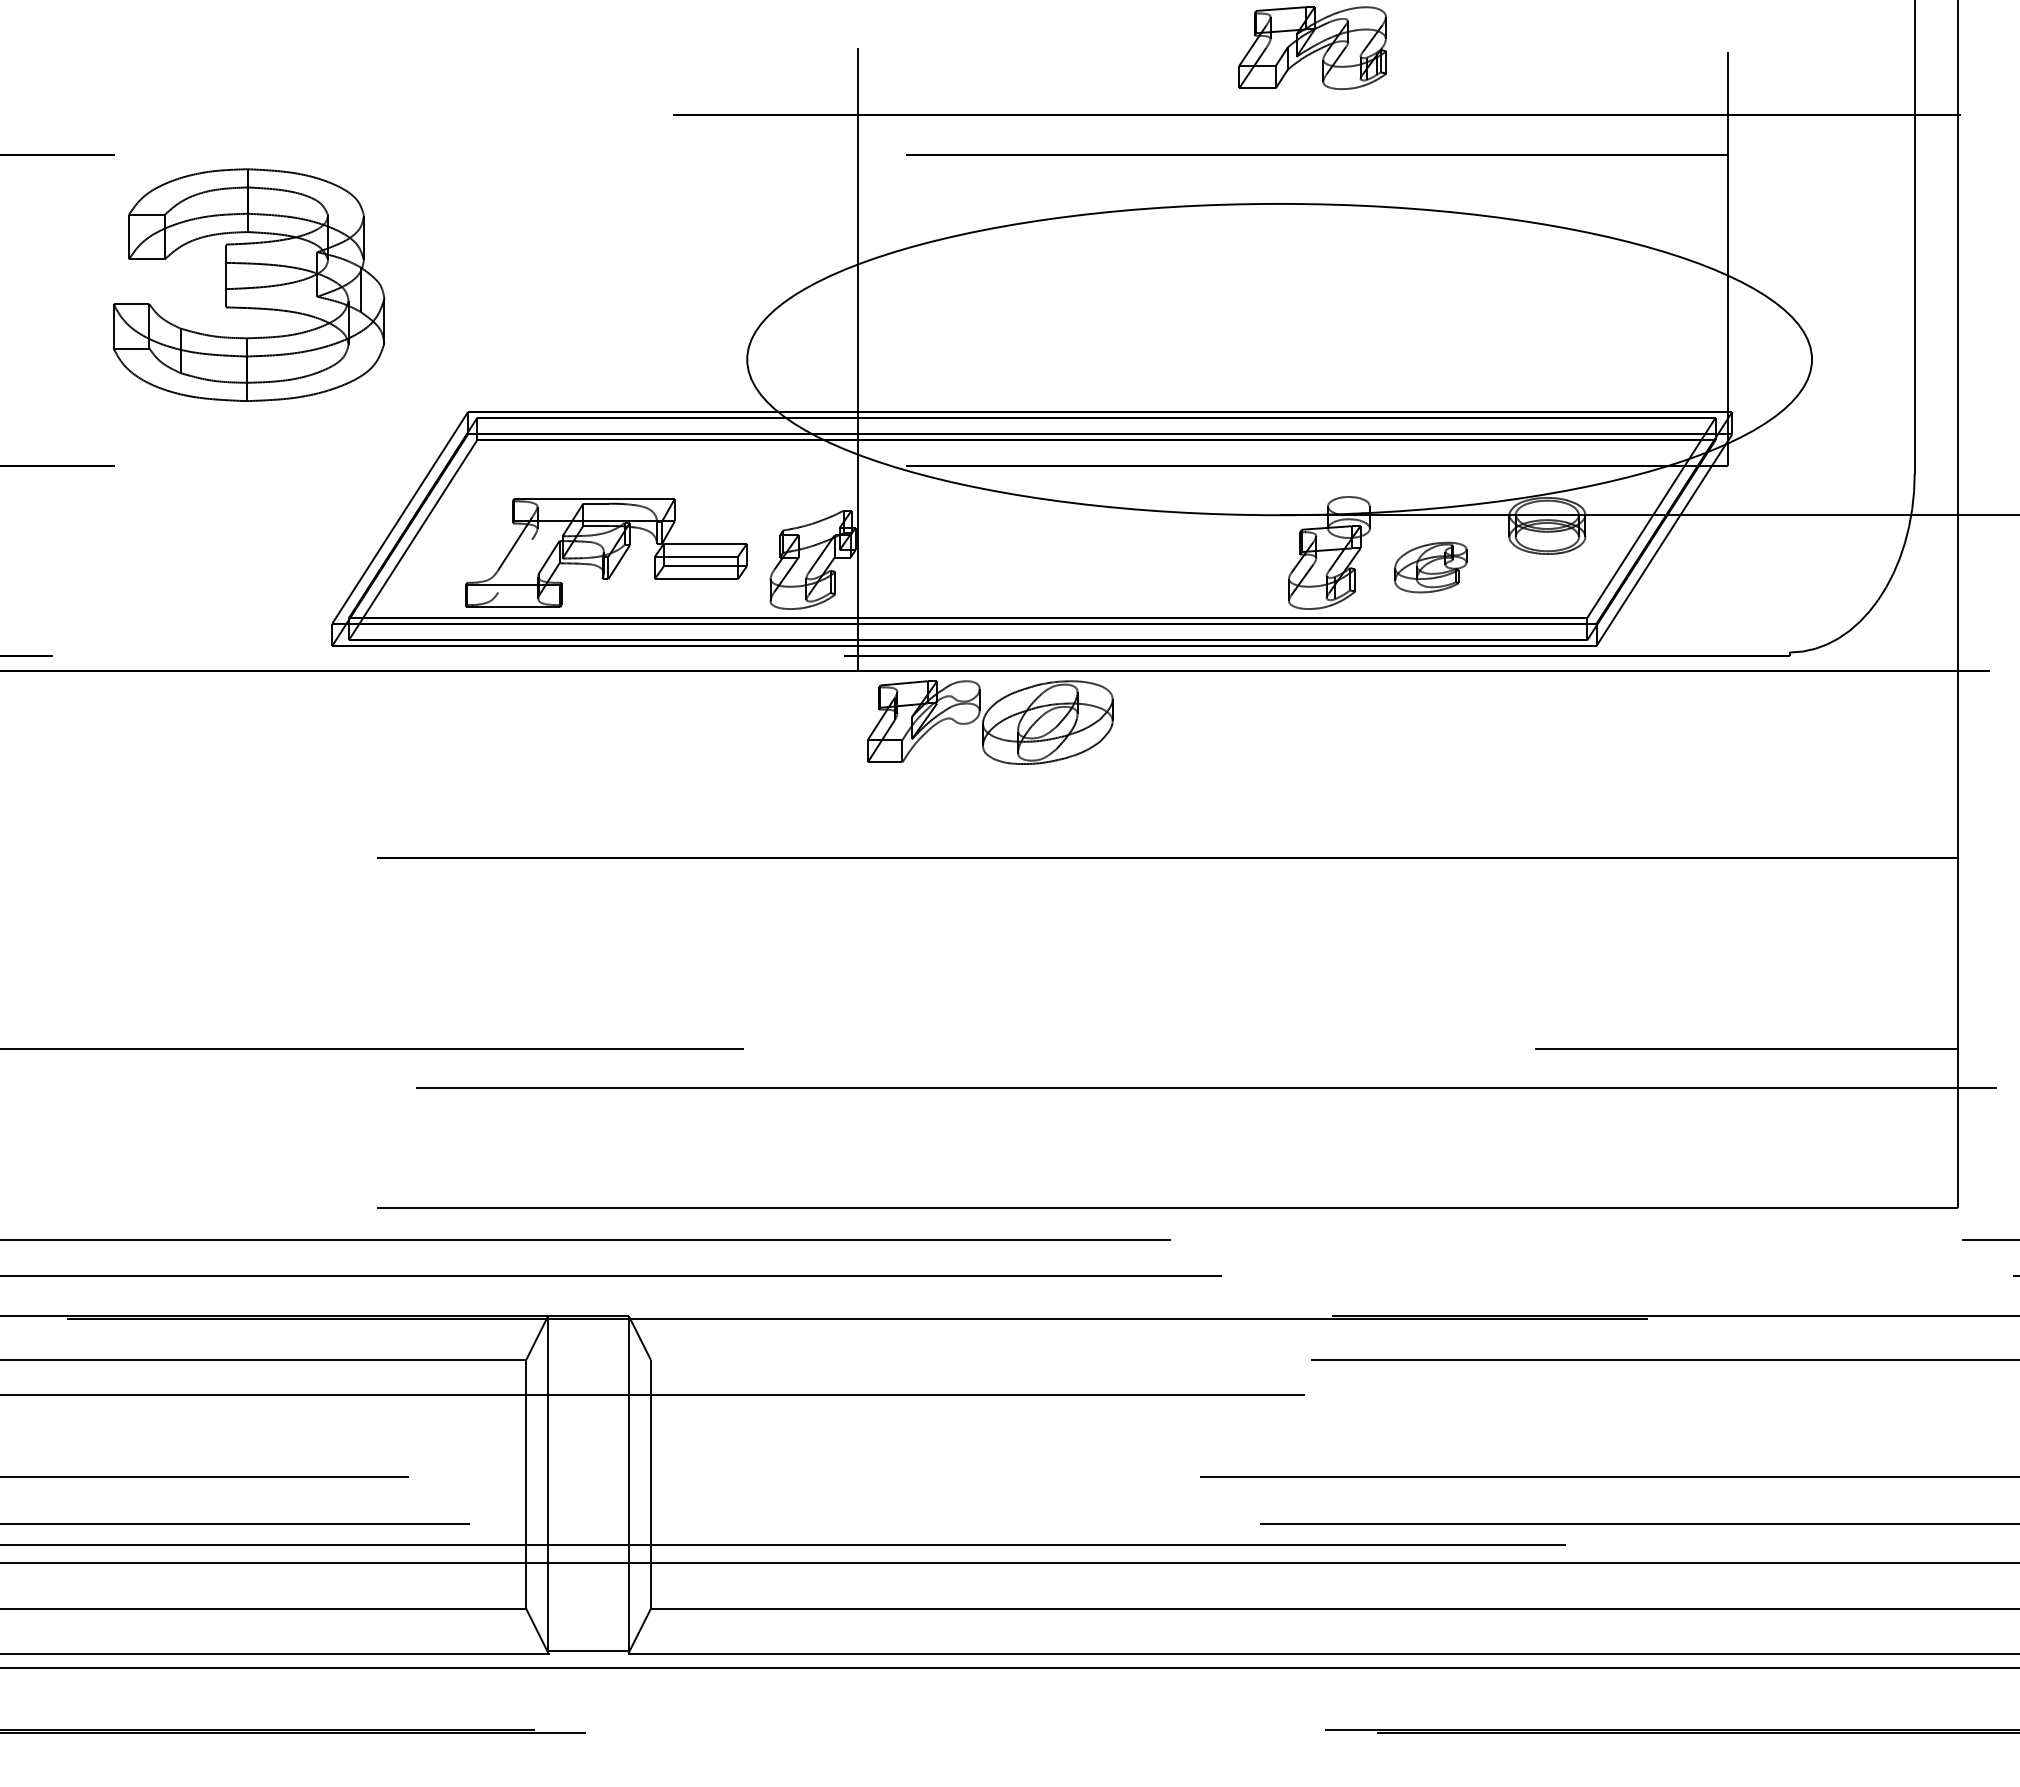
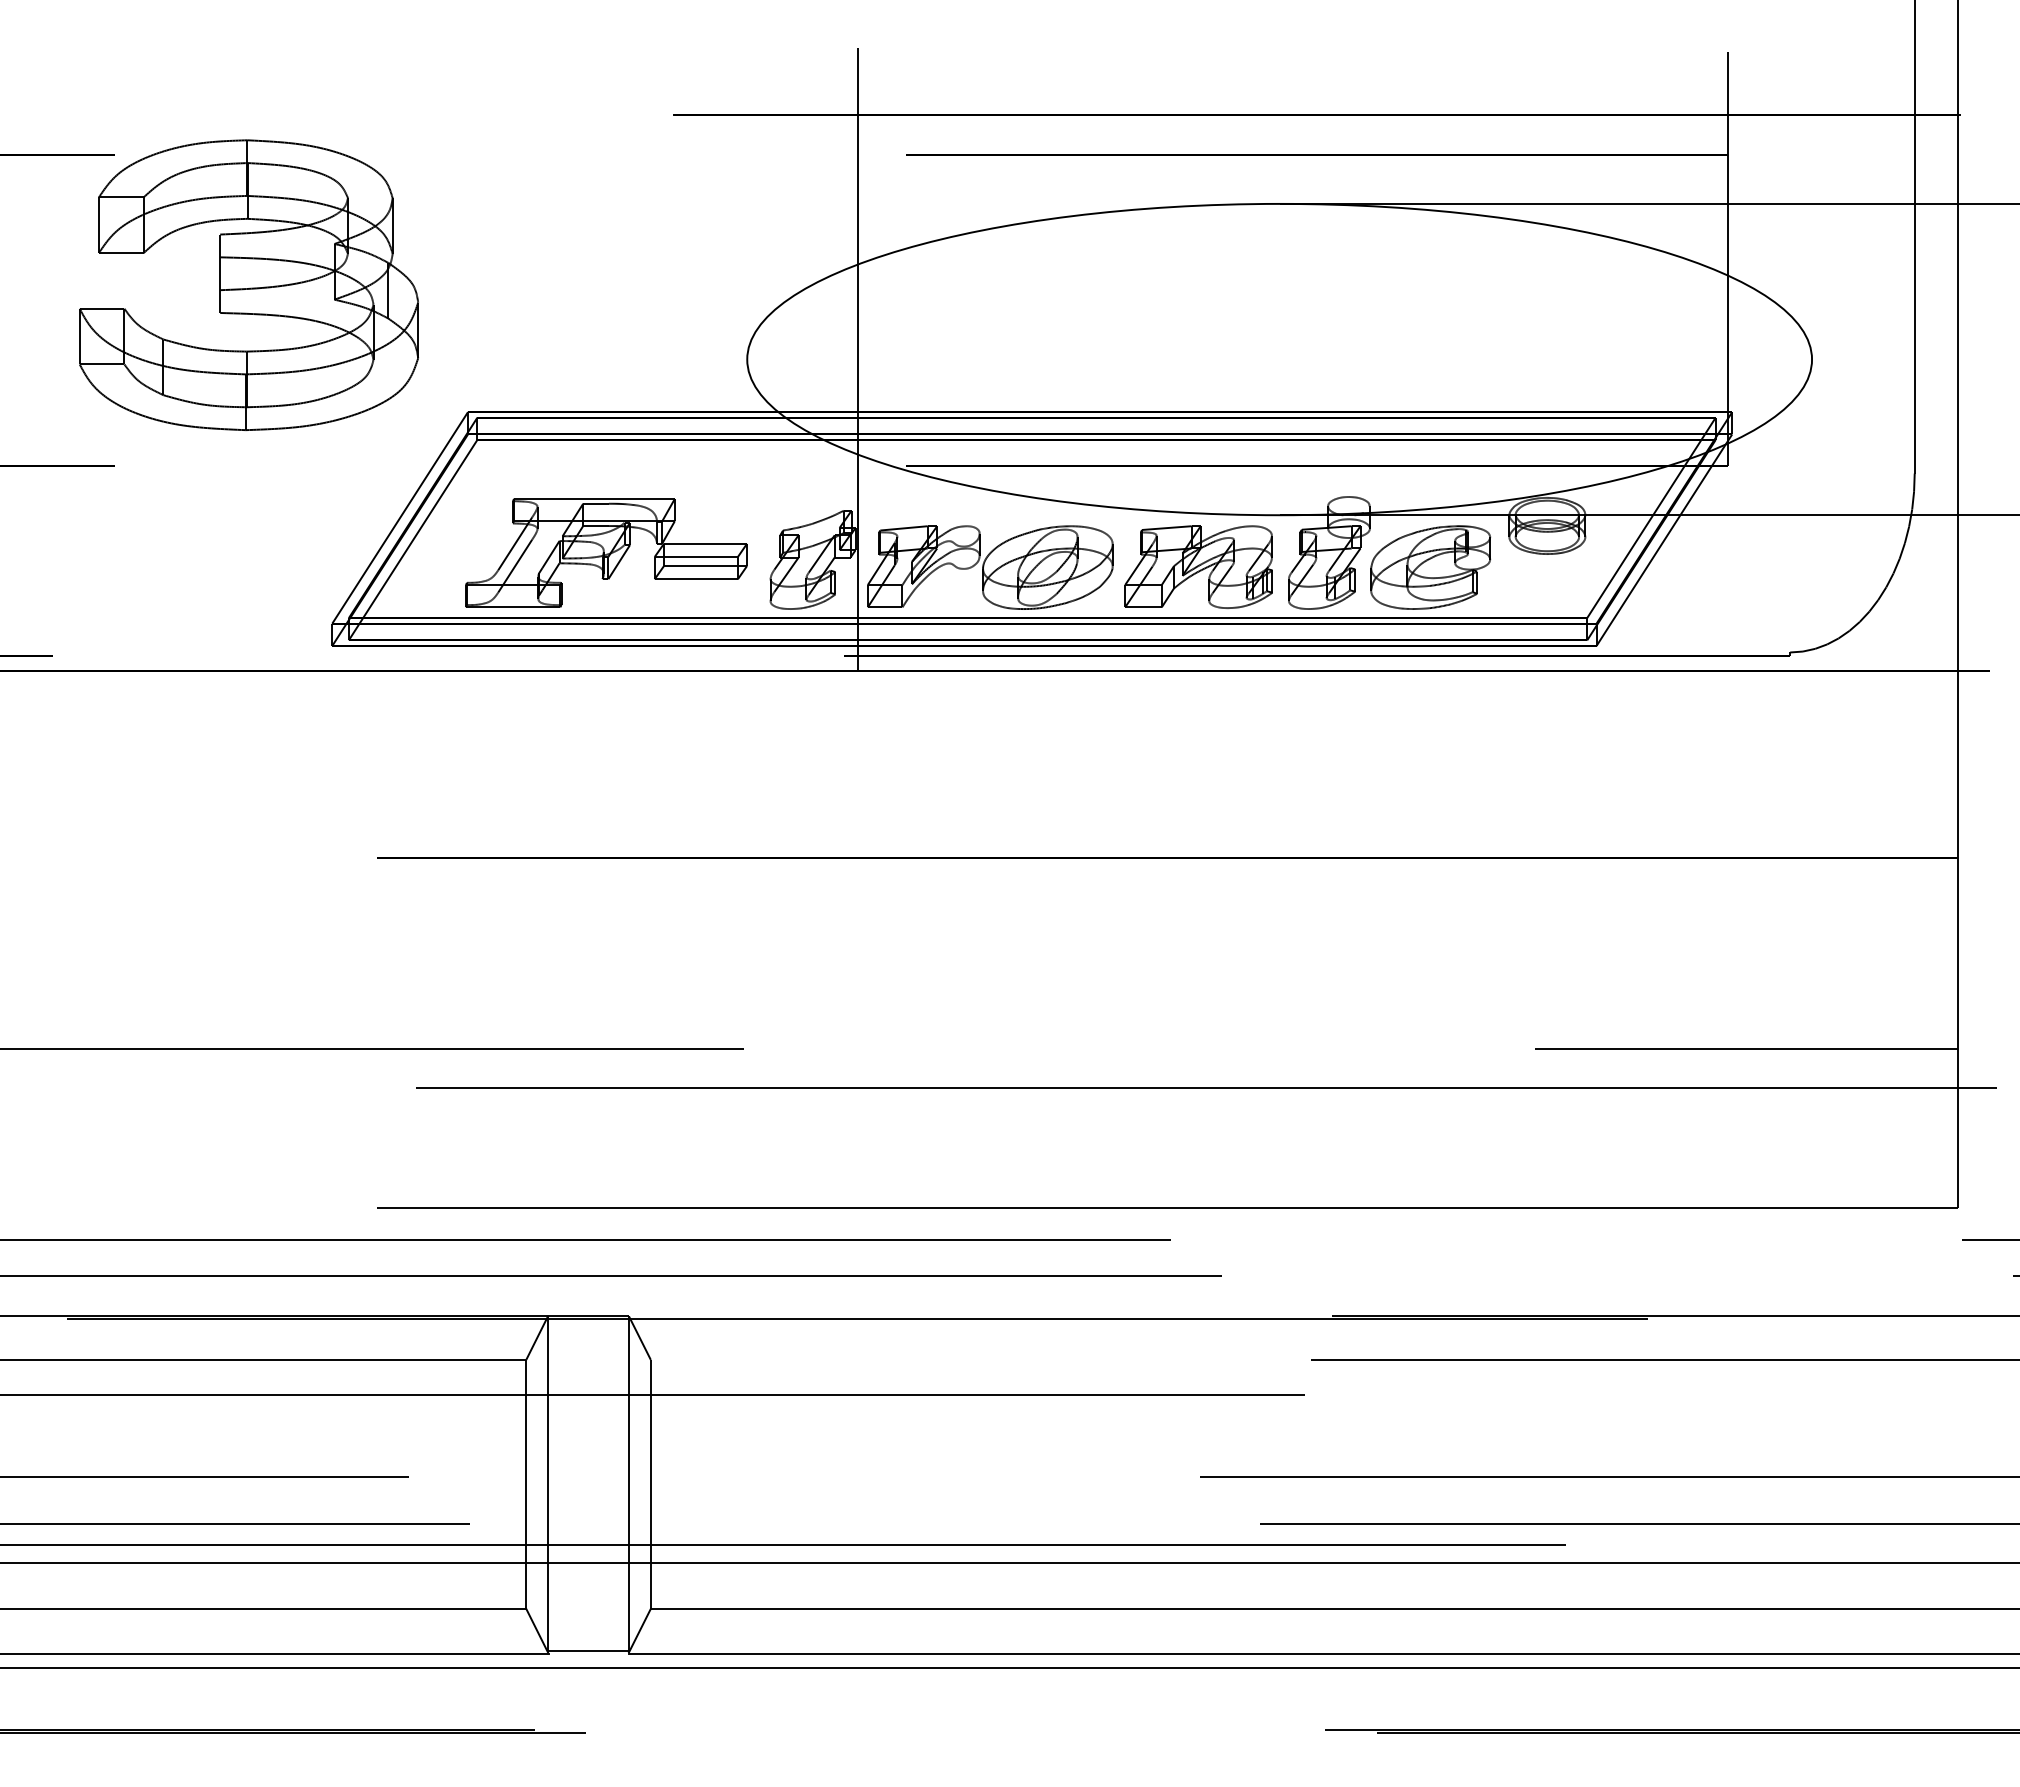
part position: (1312, 47) -> (1198, 566) (1198, 566)
line: none -> present (1647, 203)
part size: 273x234 px -> 340x292 px (248, 284)
line: none -> present (515, 565)
part size: 74x53 px -> 122x85 px (1430, 567)
part position: (990, 722) -> (990, 567) (990, 567)
